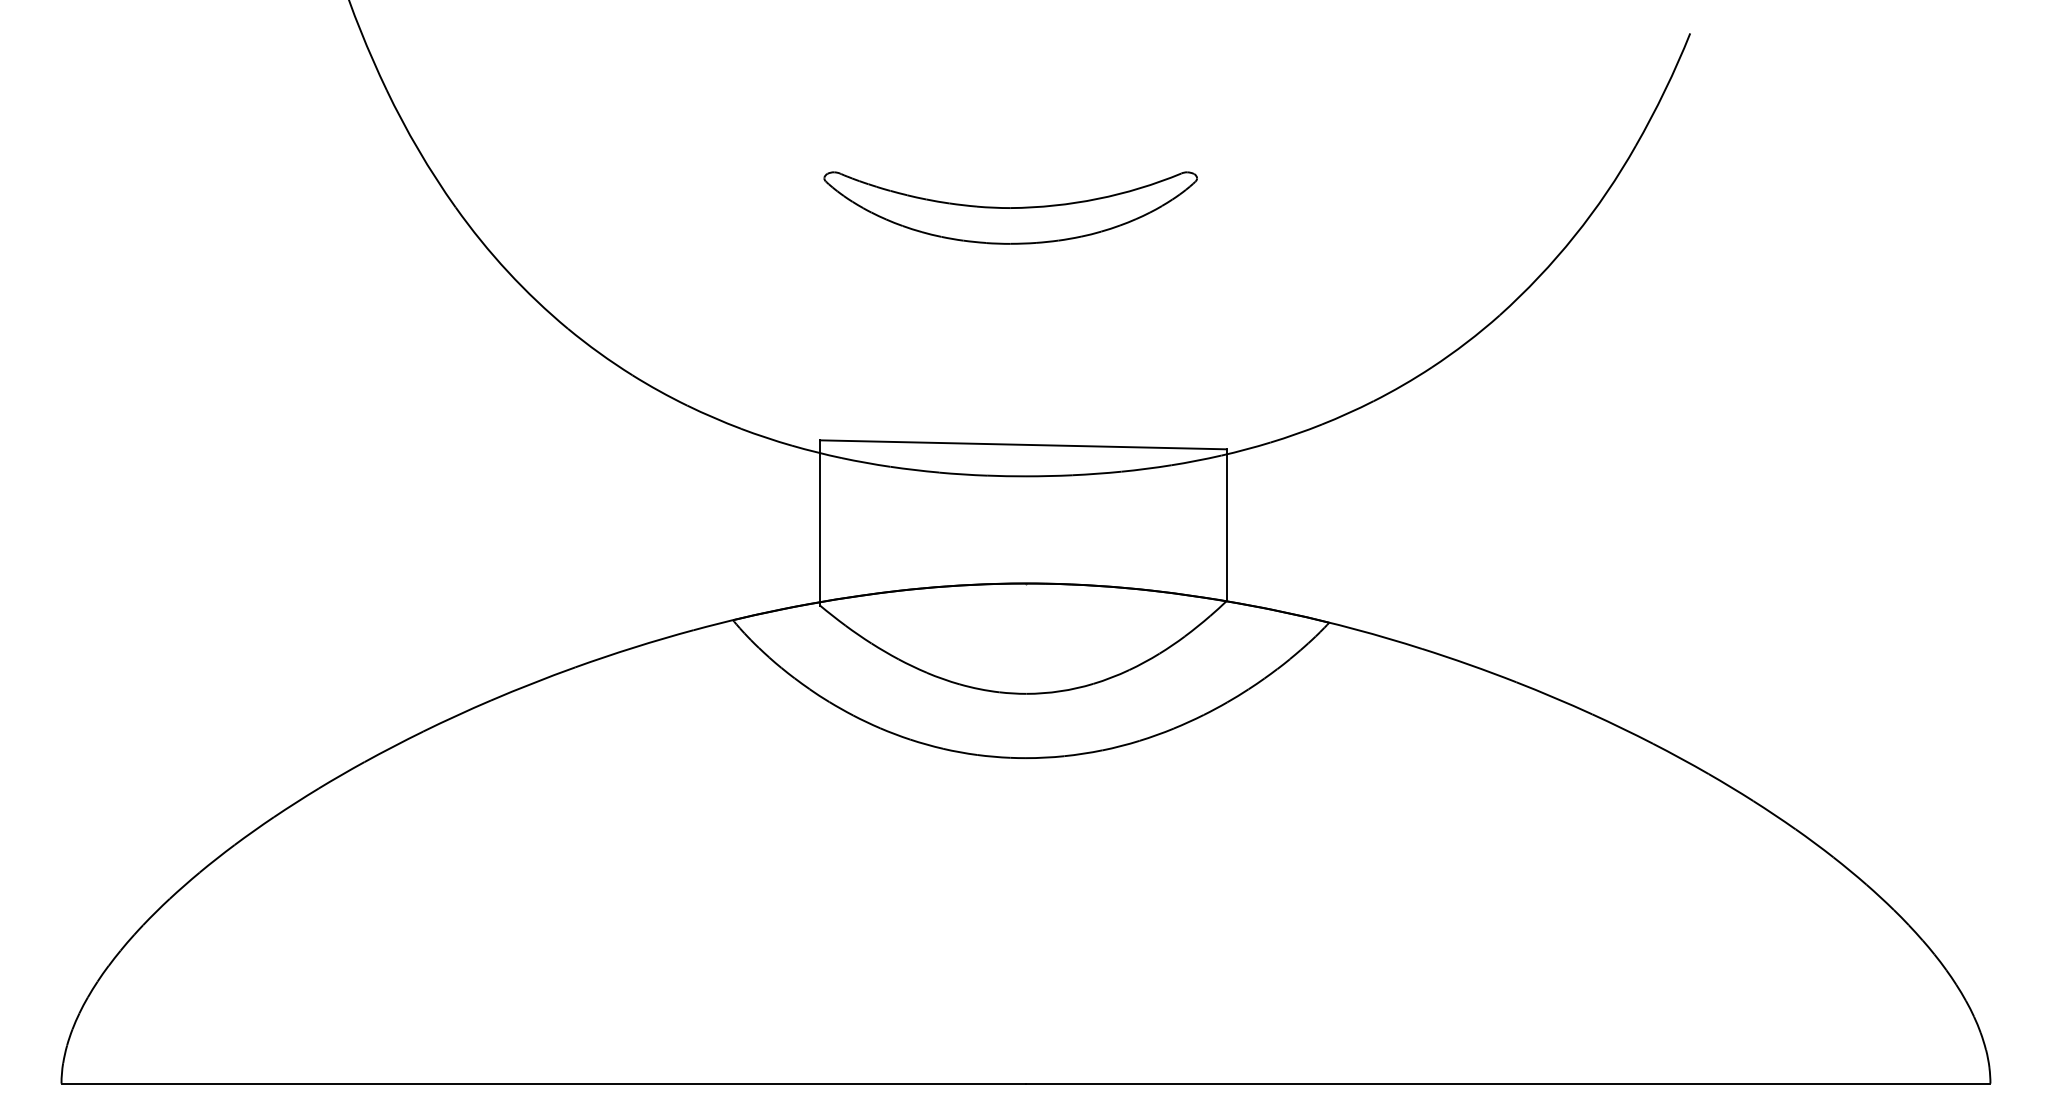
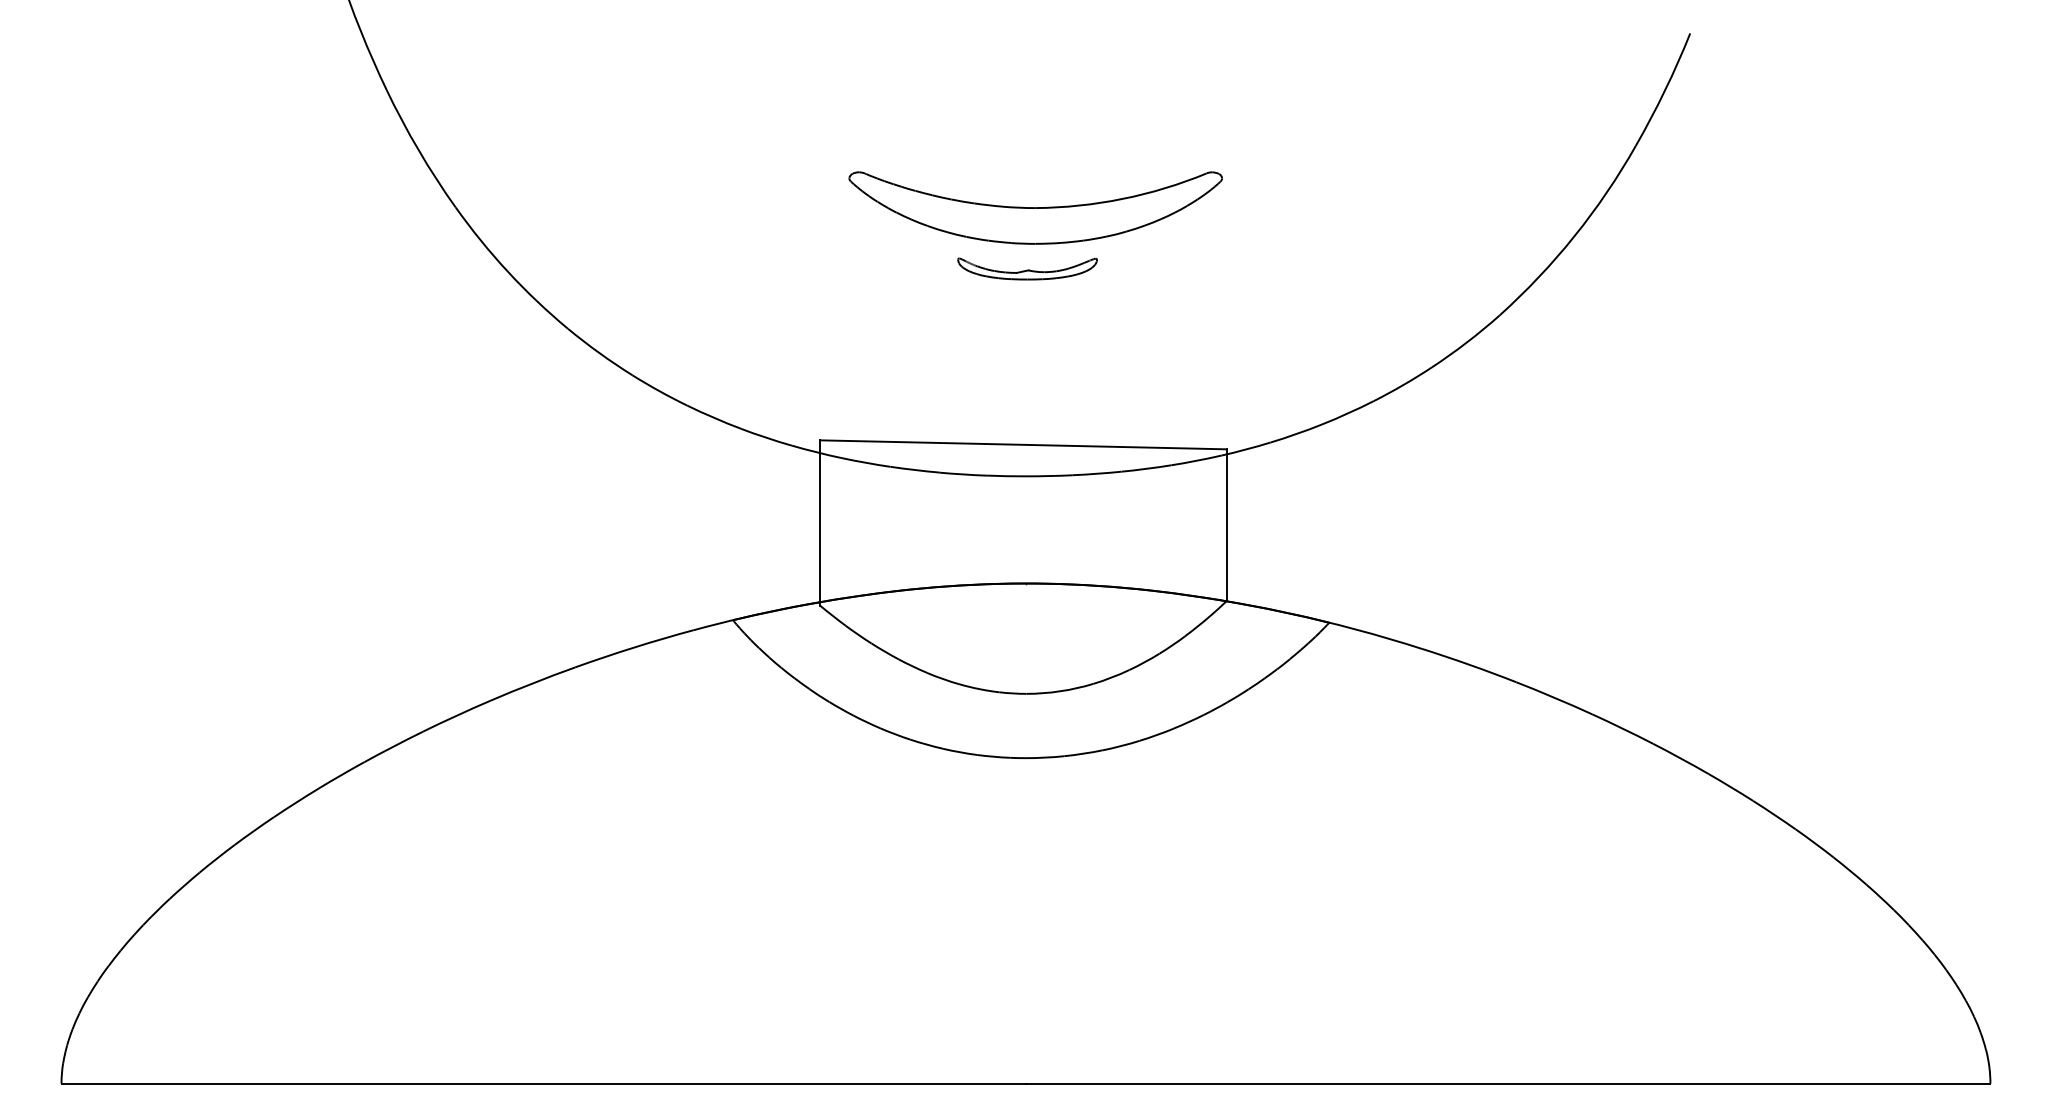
part position: (1010, 207) -> (1035, 207) (1035, 207)
part: none -> present (1027, 268)
